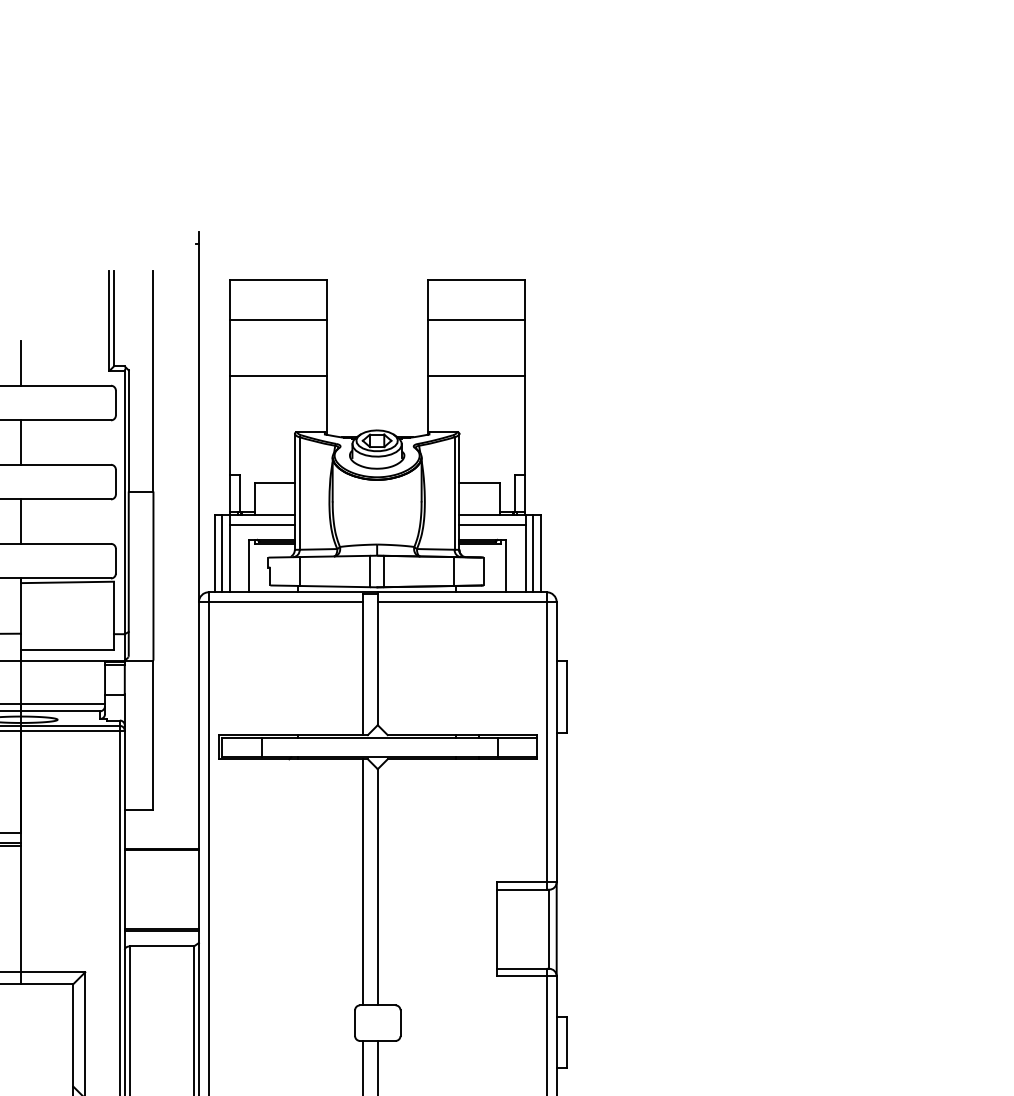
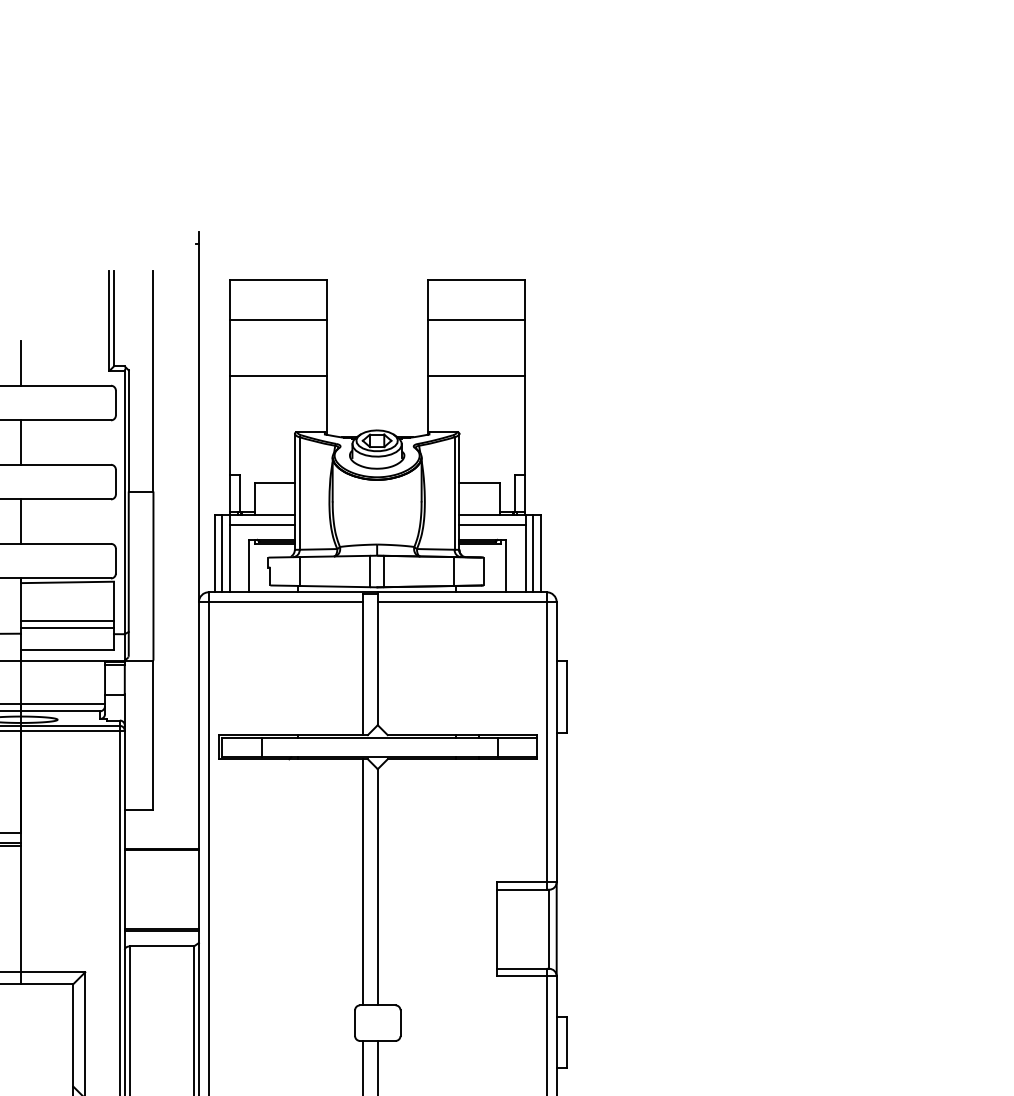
line: none -> present (67, 621)
line: none -> present (67, 628)
